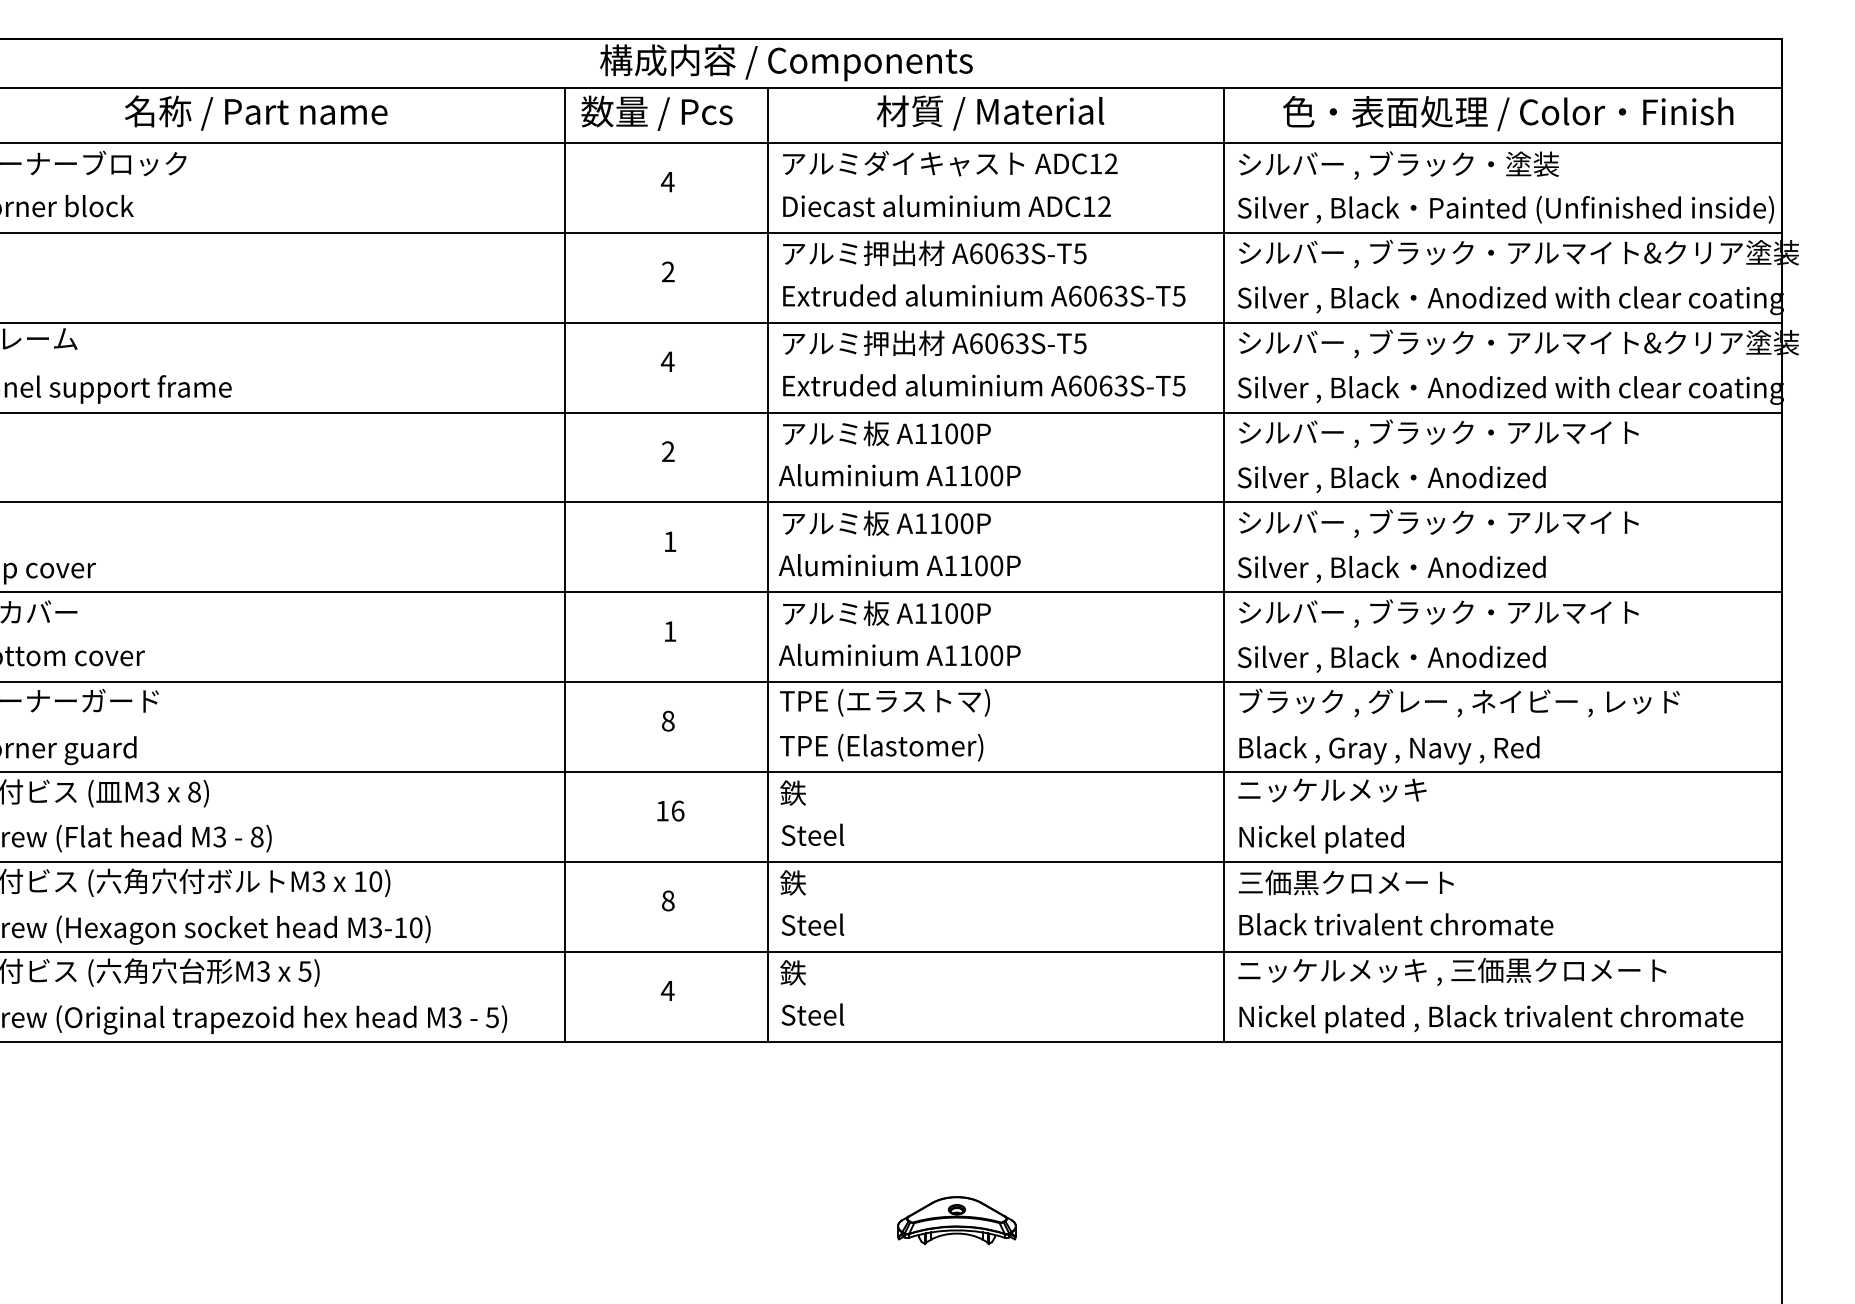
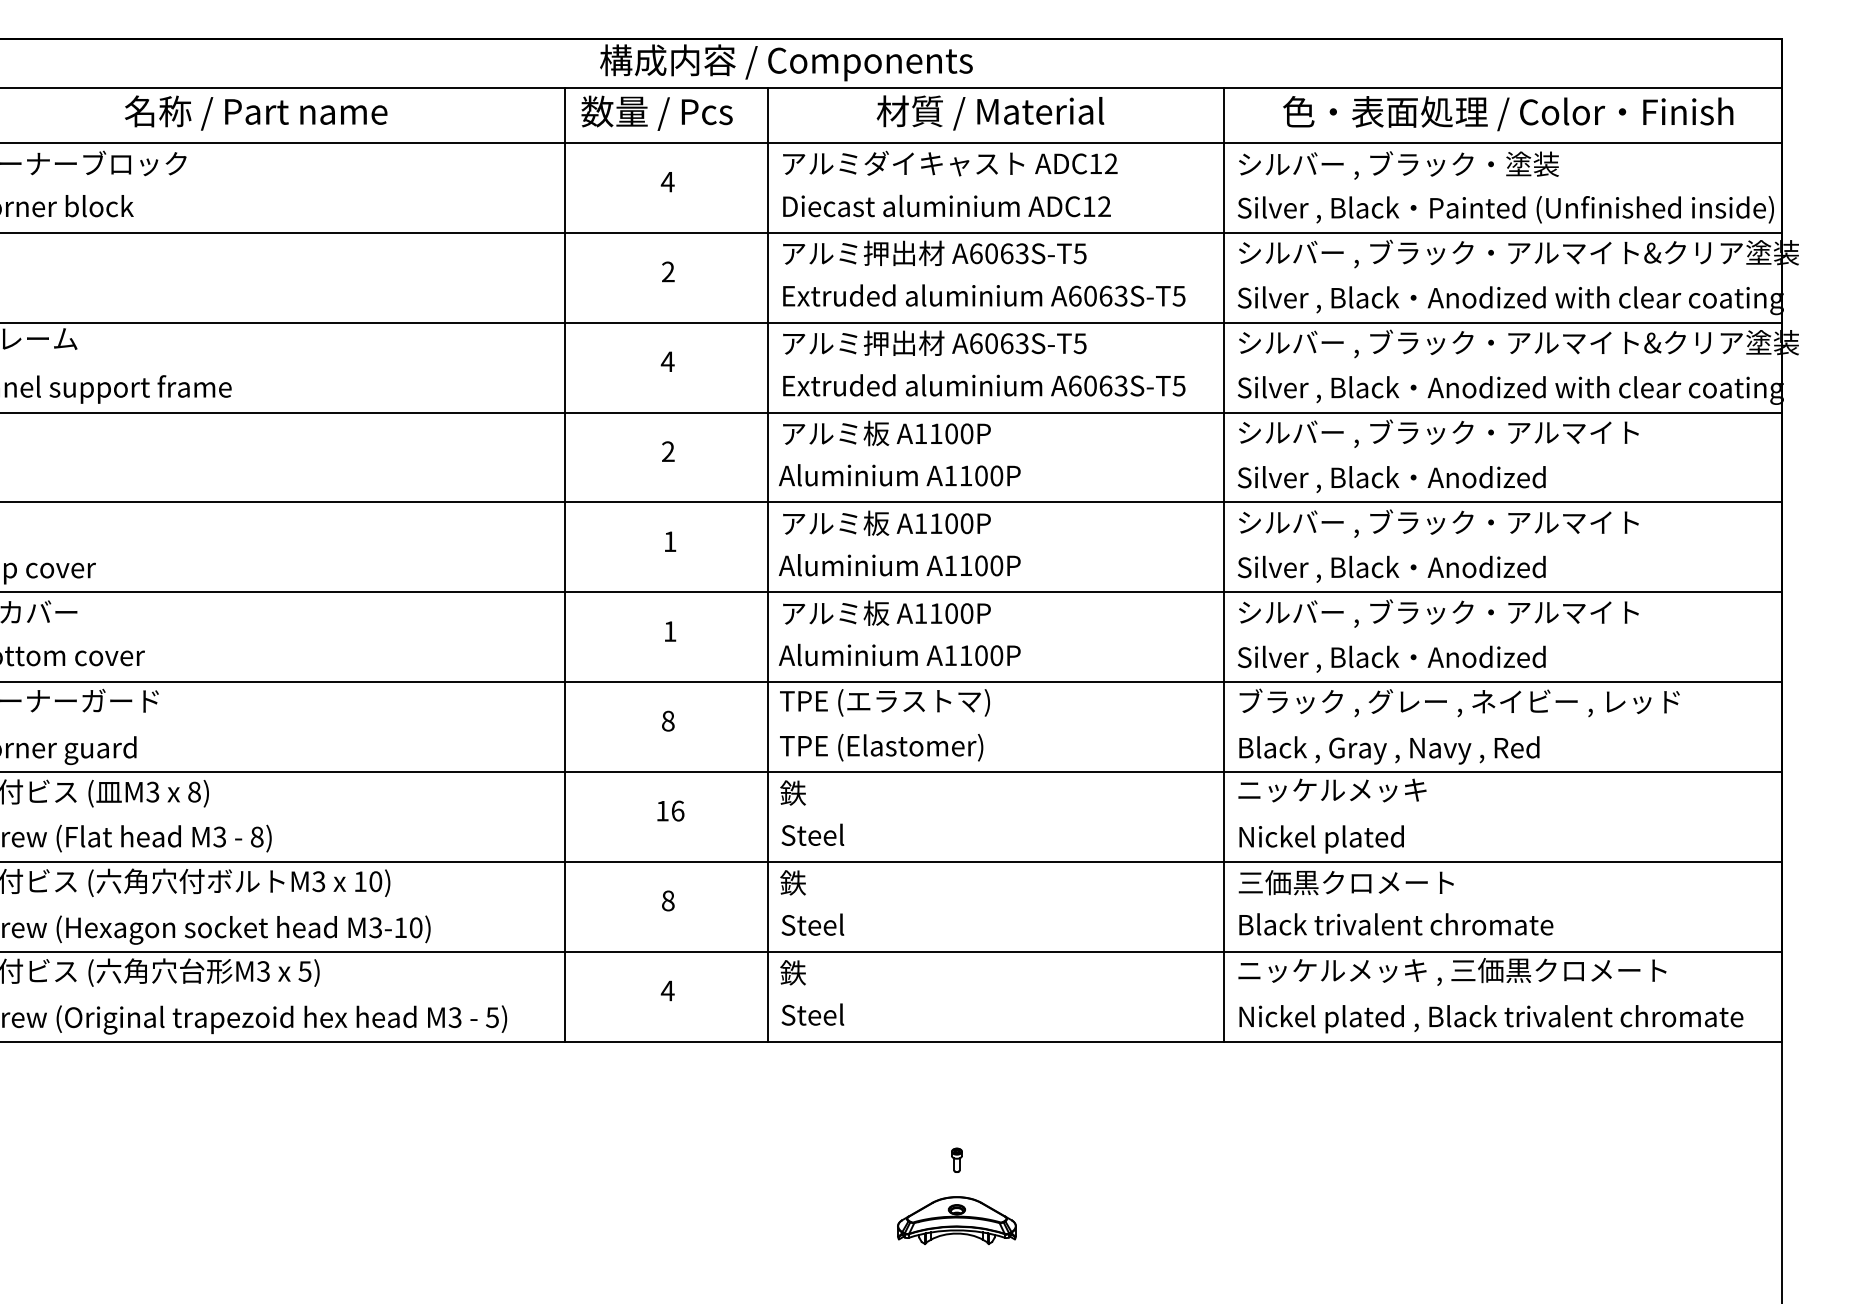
part: none -> present (956, 1159)
